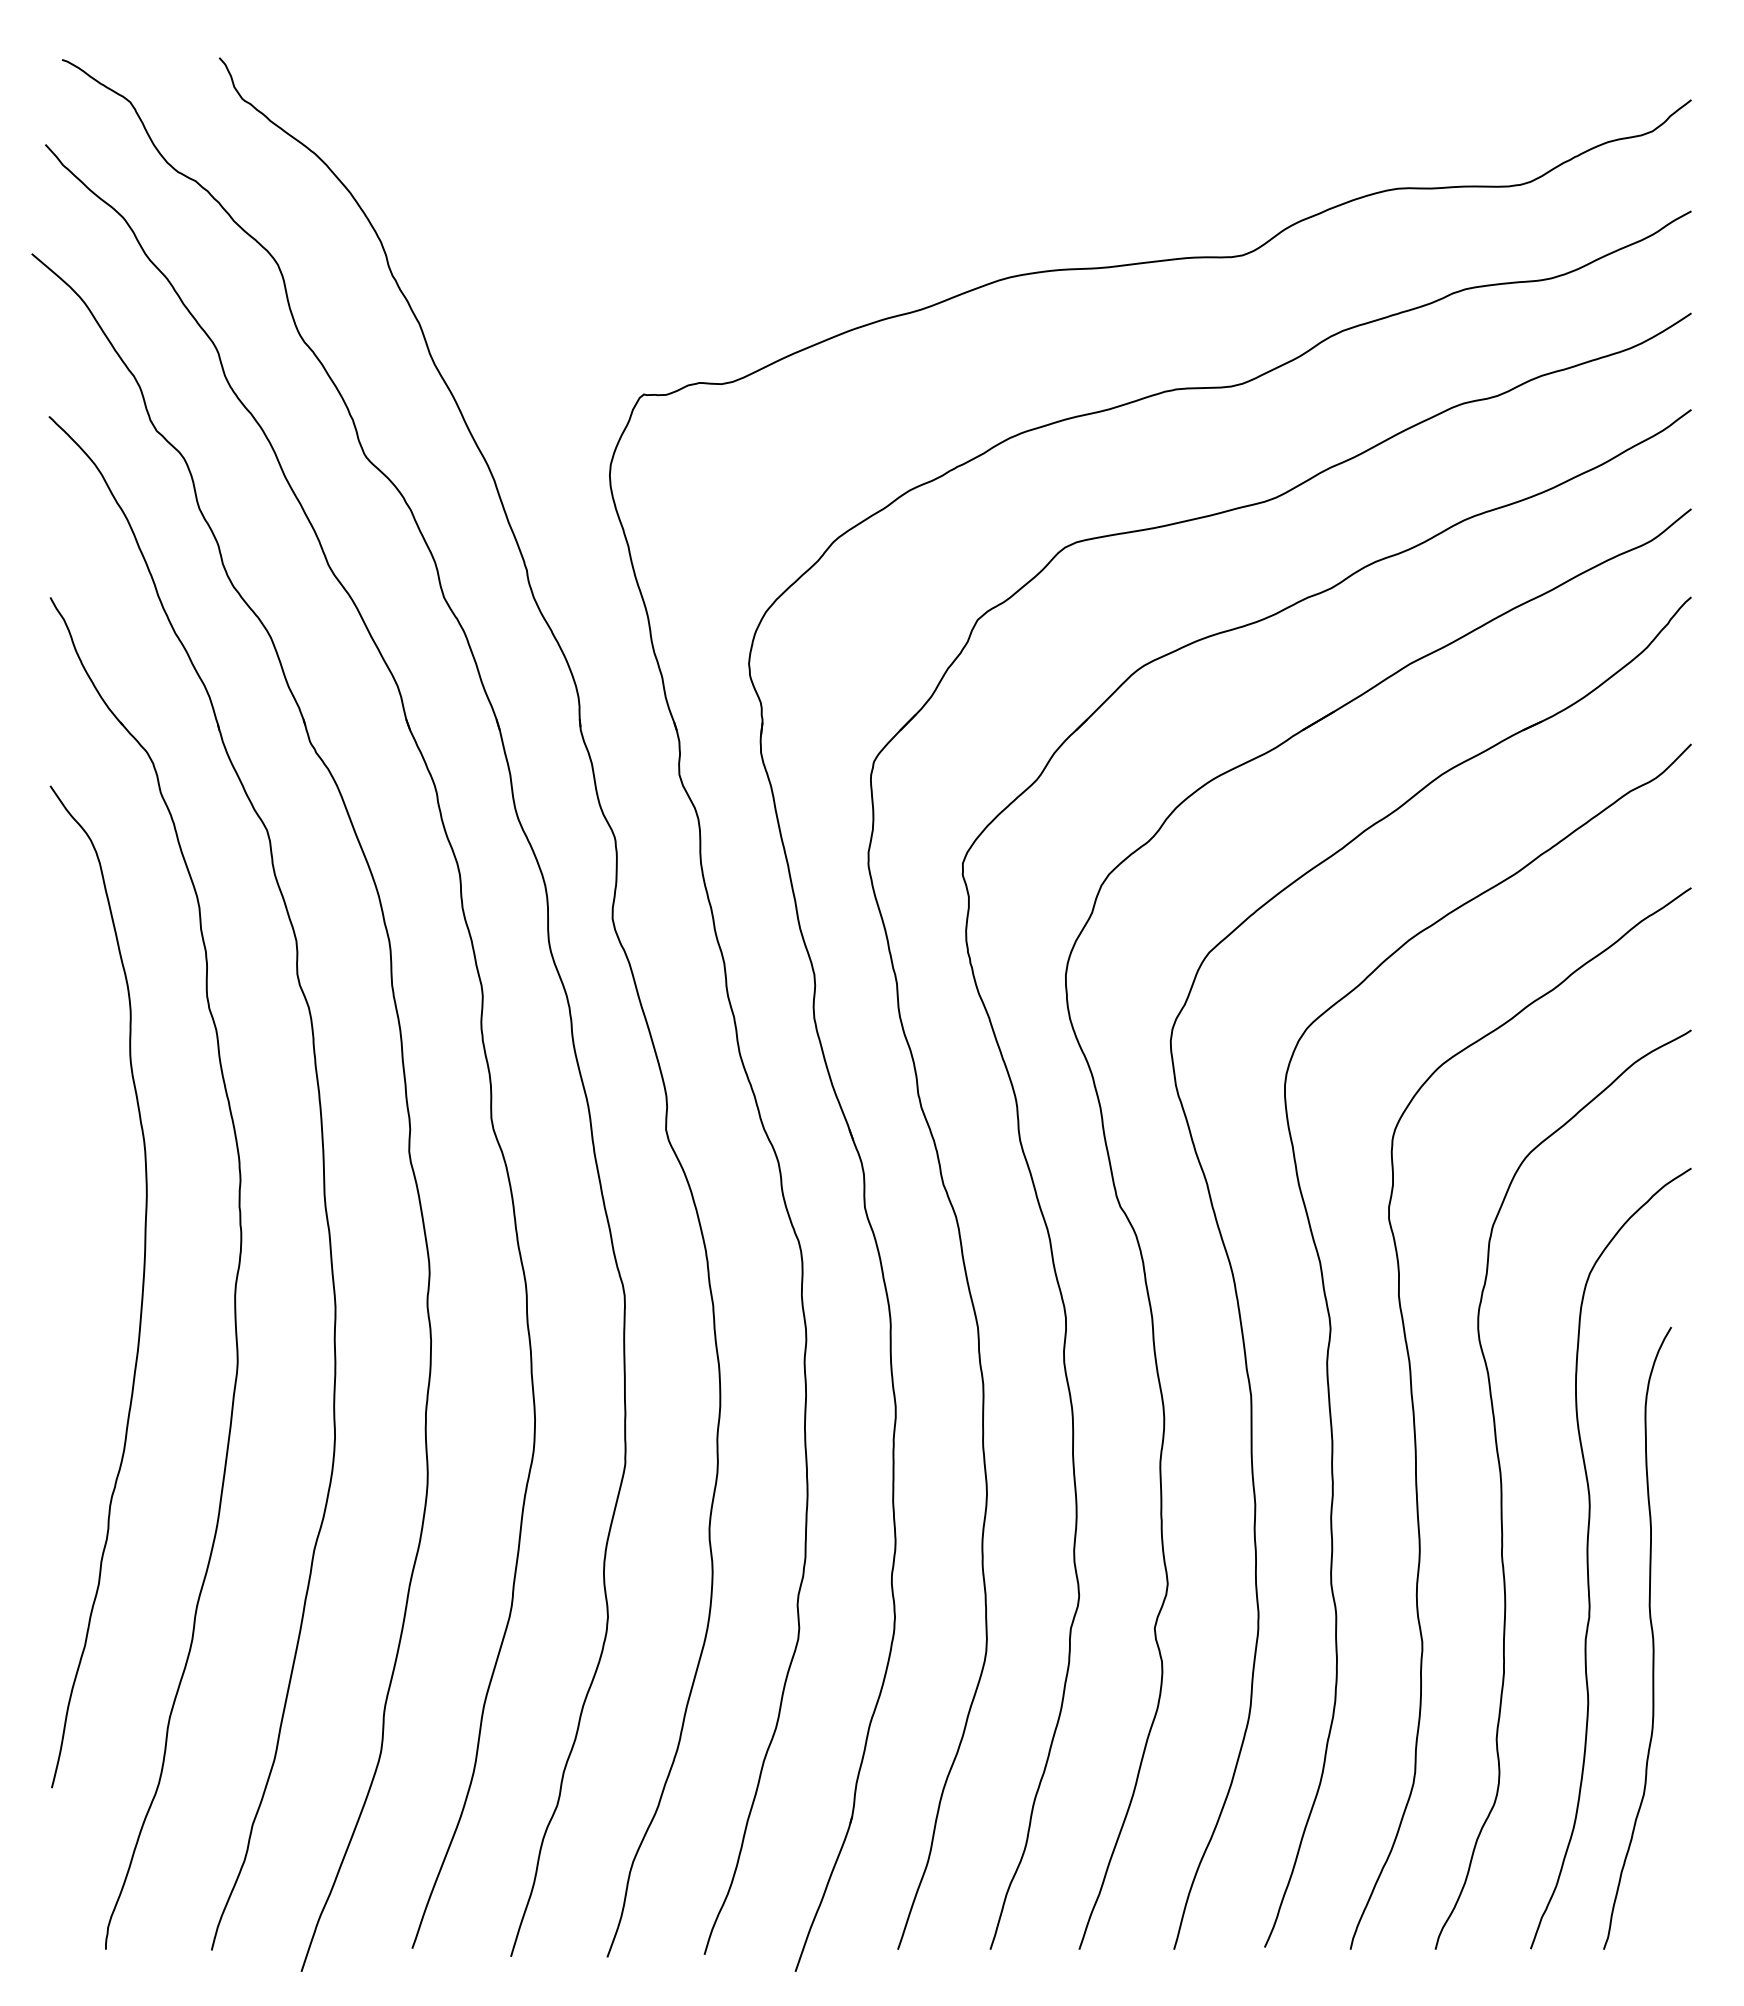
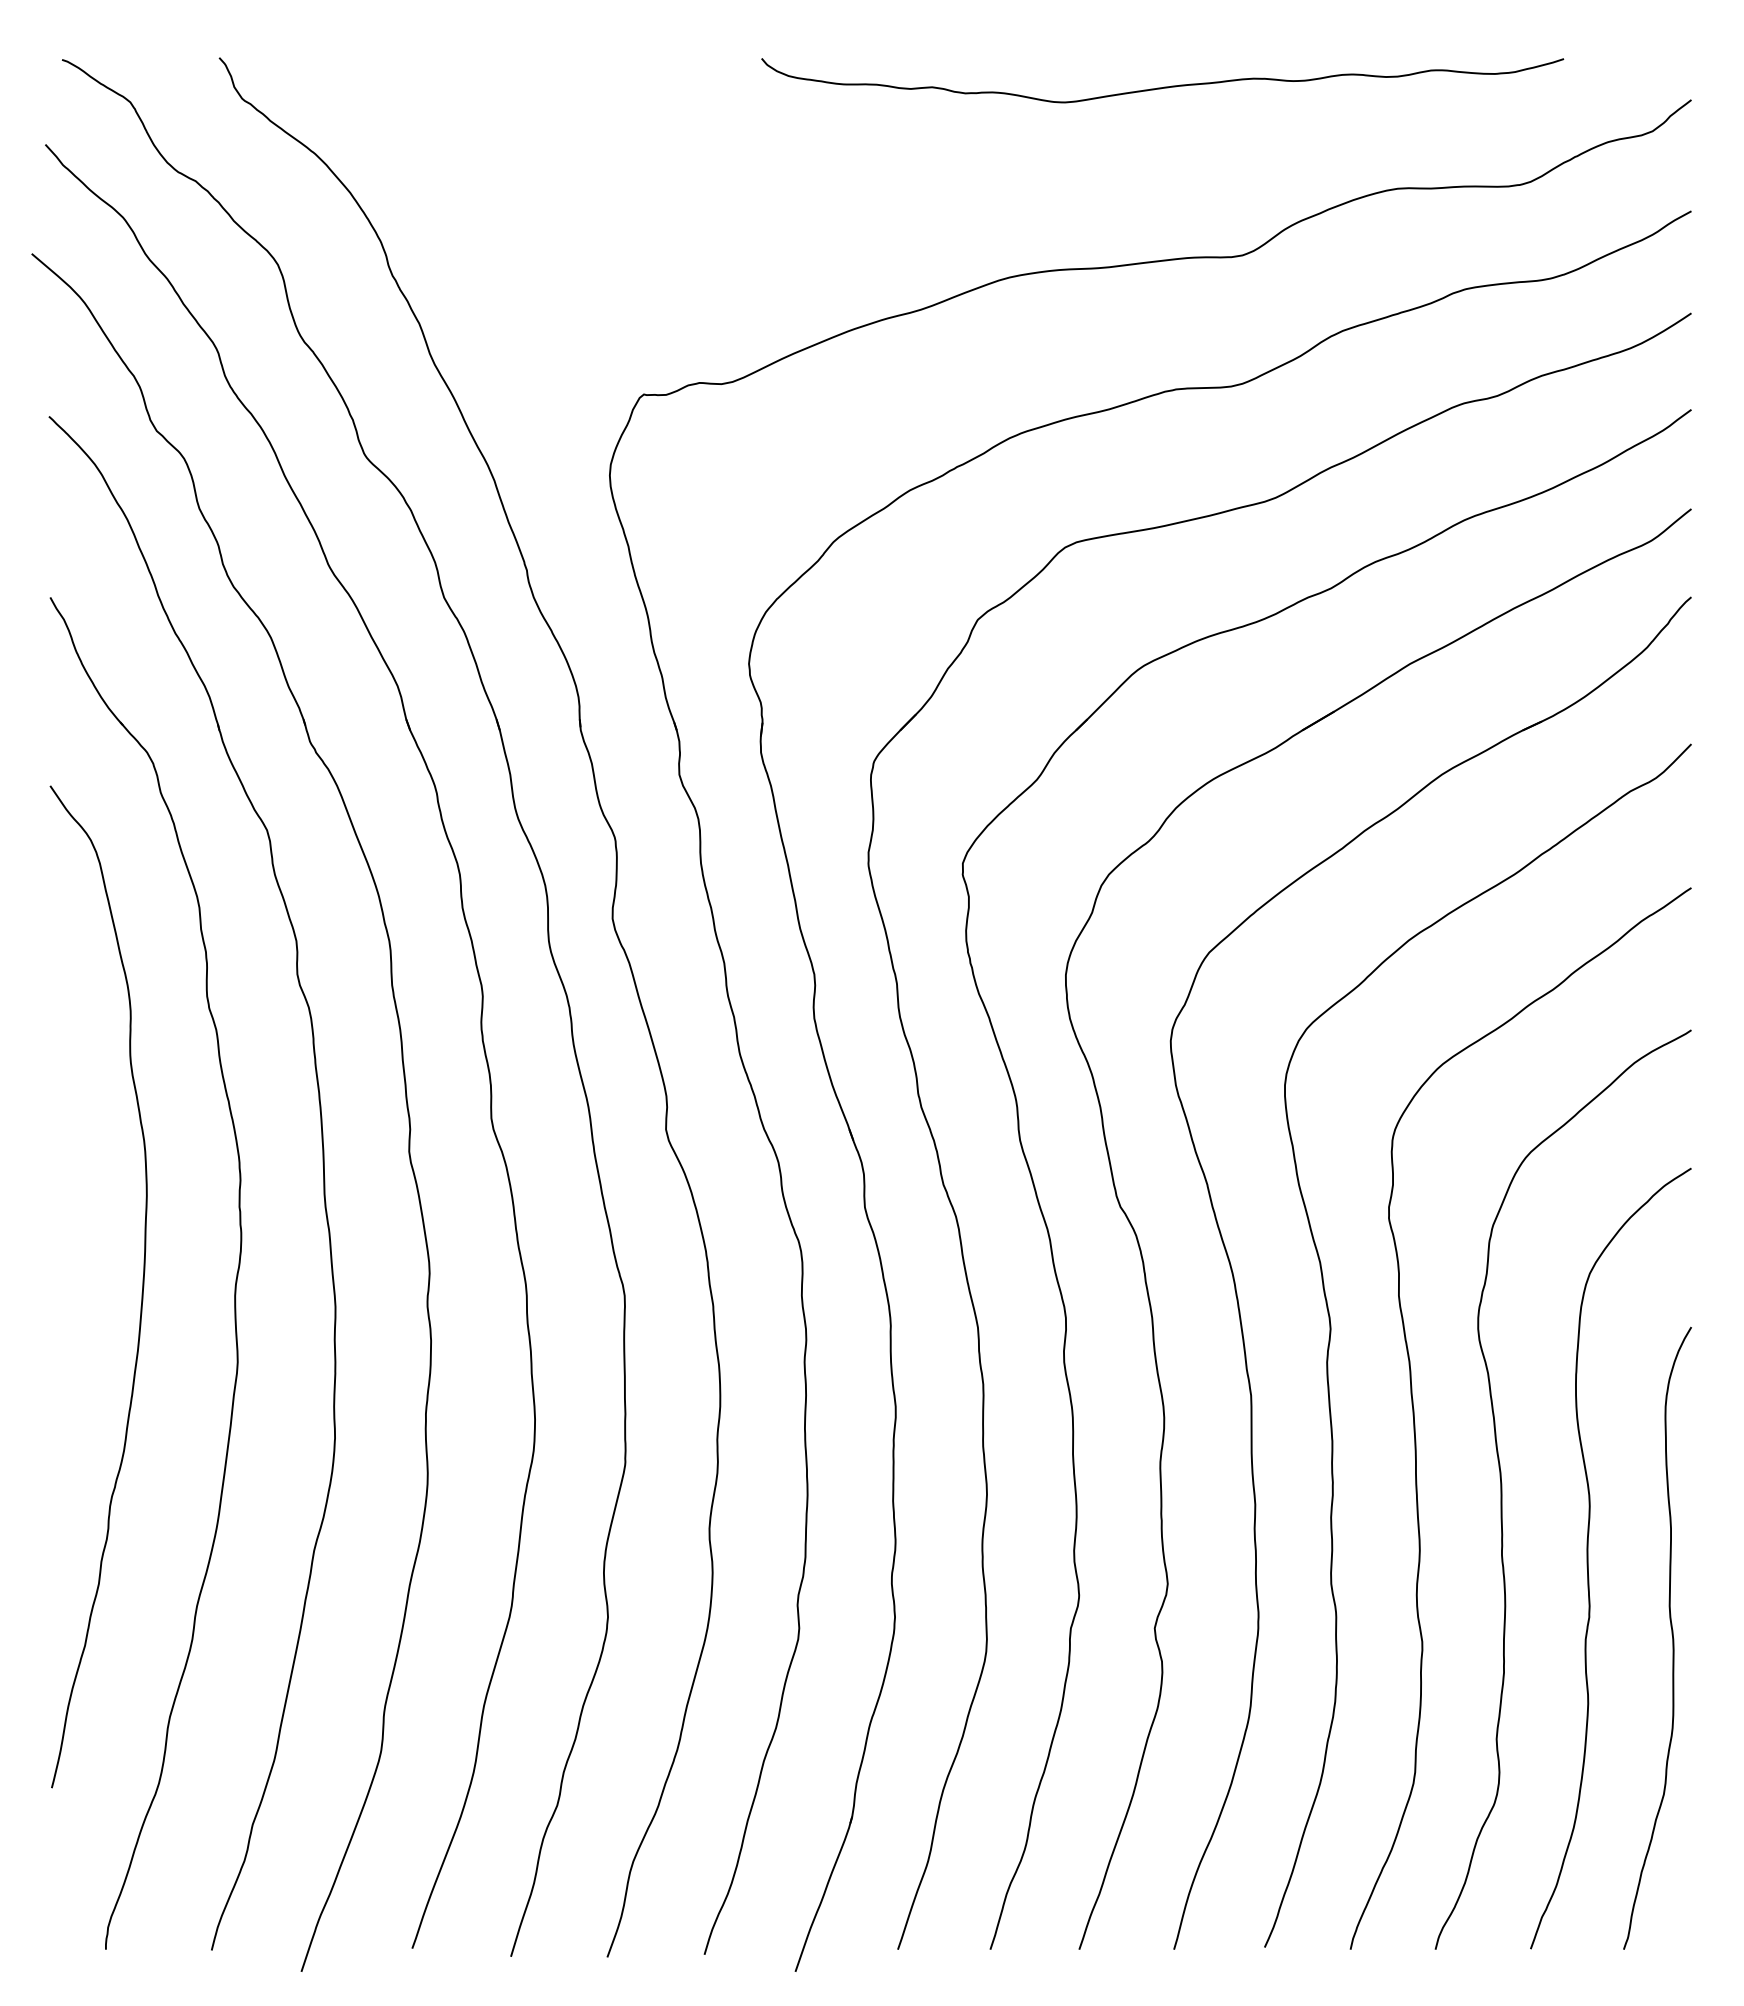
curve: none -> present (1164, 86)
curve position: (1651, 1634) -> (1671, 1634) (1671, 1634)
